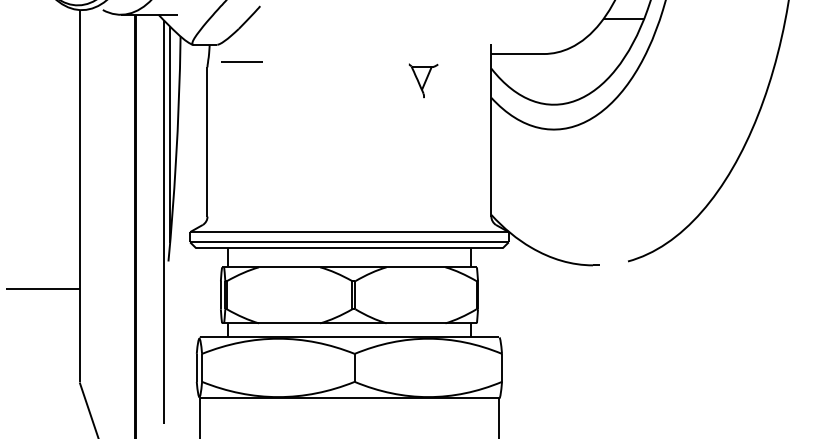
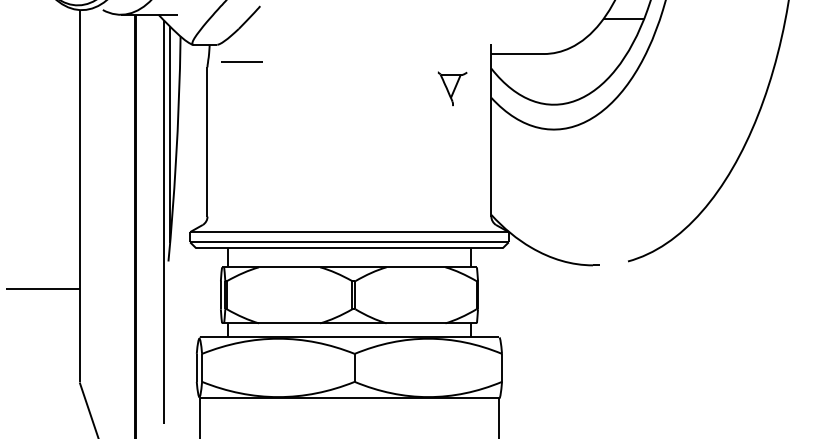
part position: (423, 80) -> (452, 88) (452, 88)
